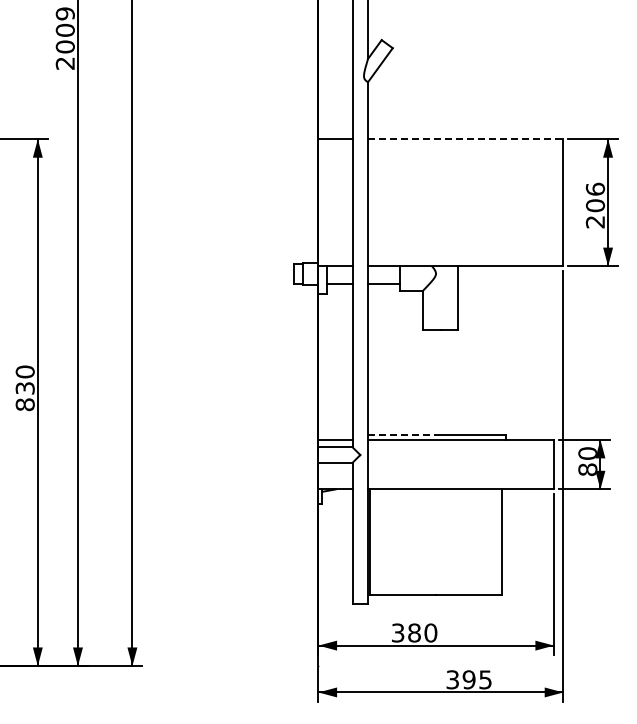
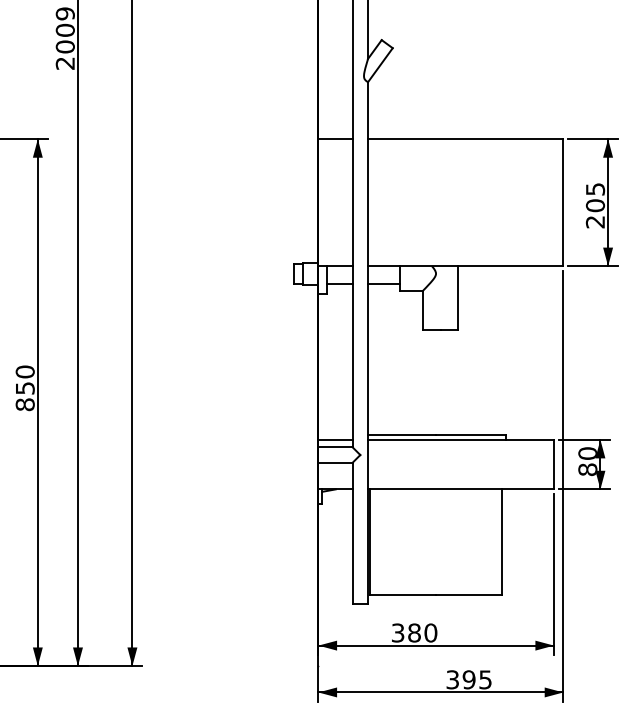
line: dashed -> solid (465, 139)
text: 206 -> 205 (595, 188)
text: 830 -> 850 (24, 387)
line: dashed -> solid (402, 434)
